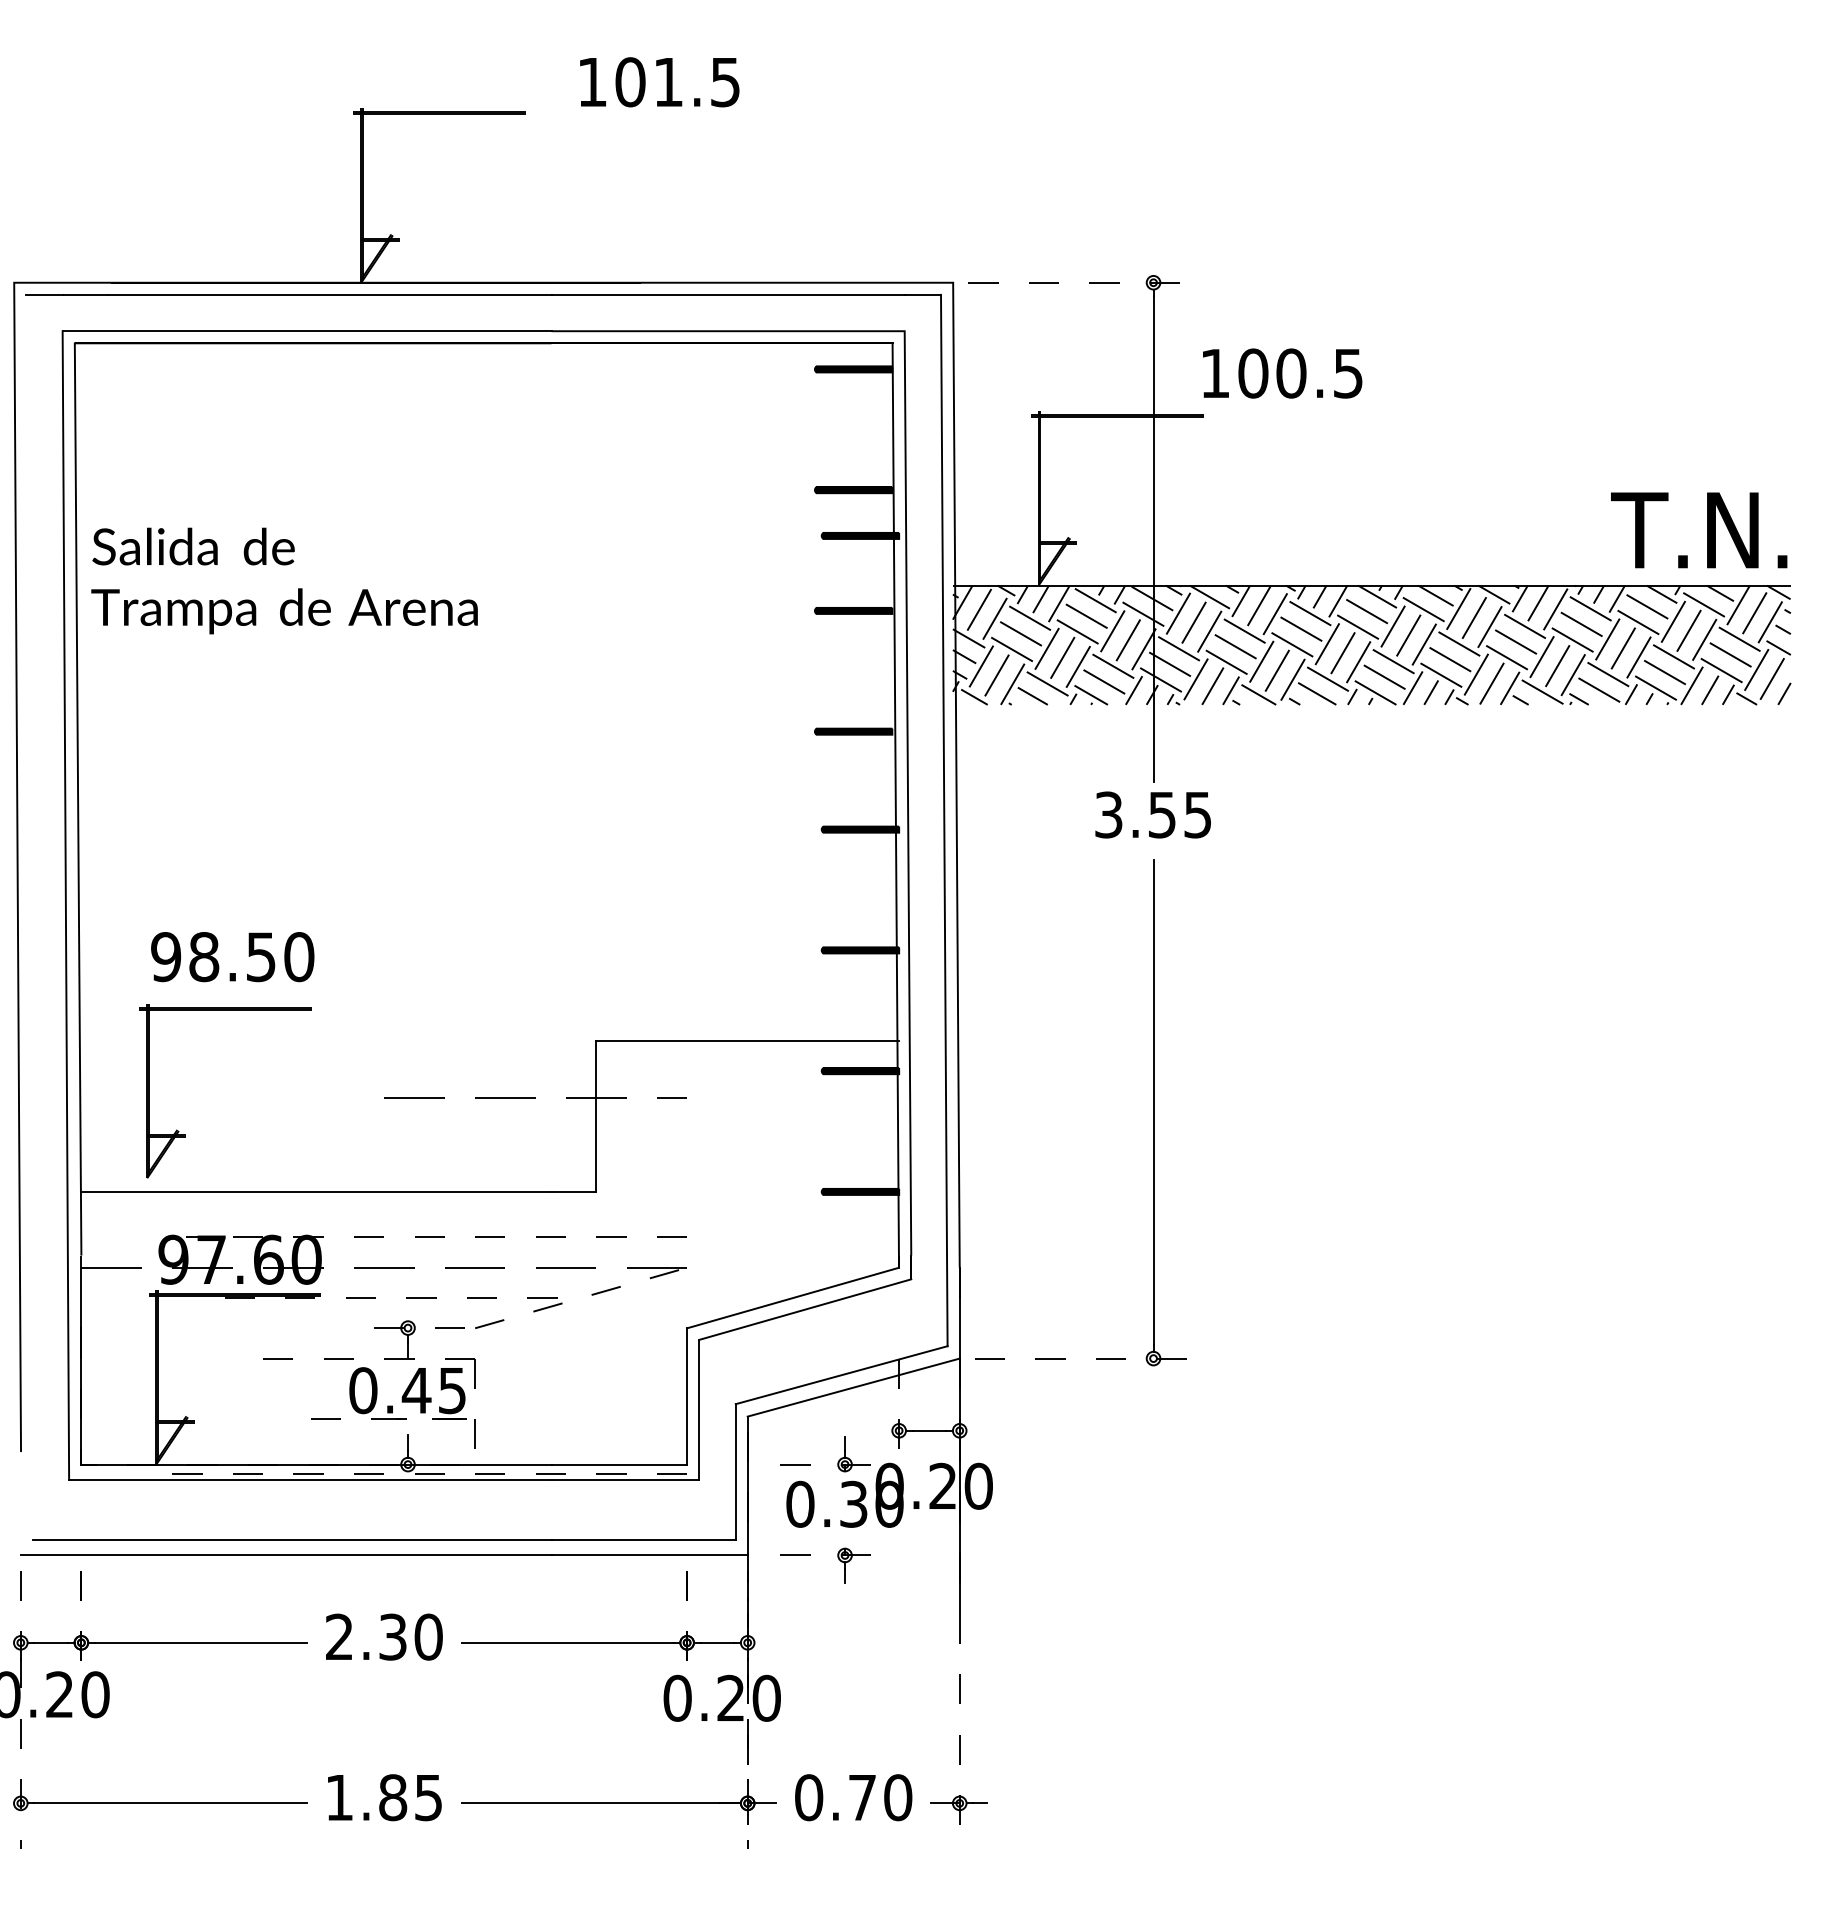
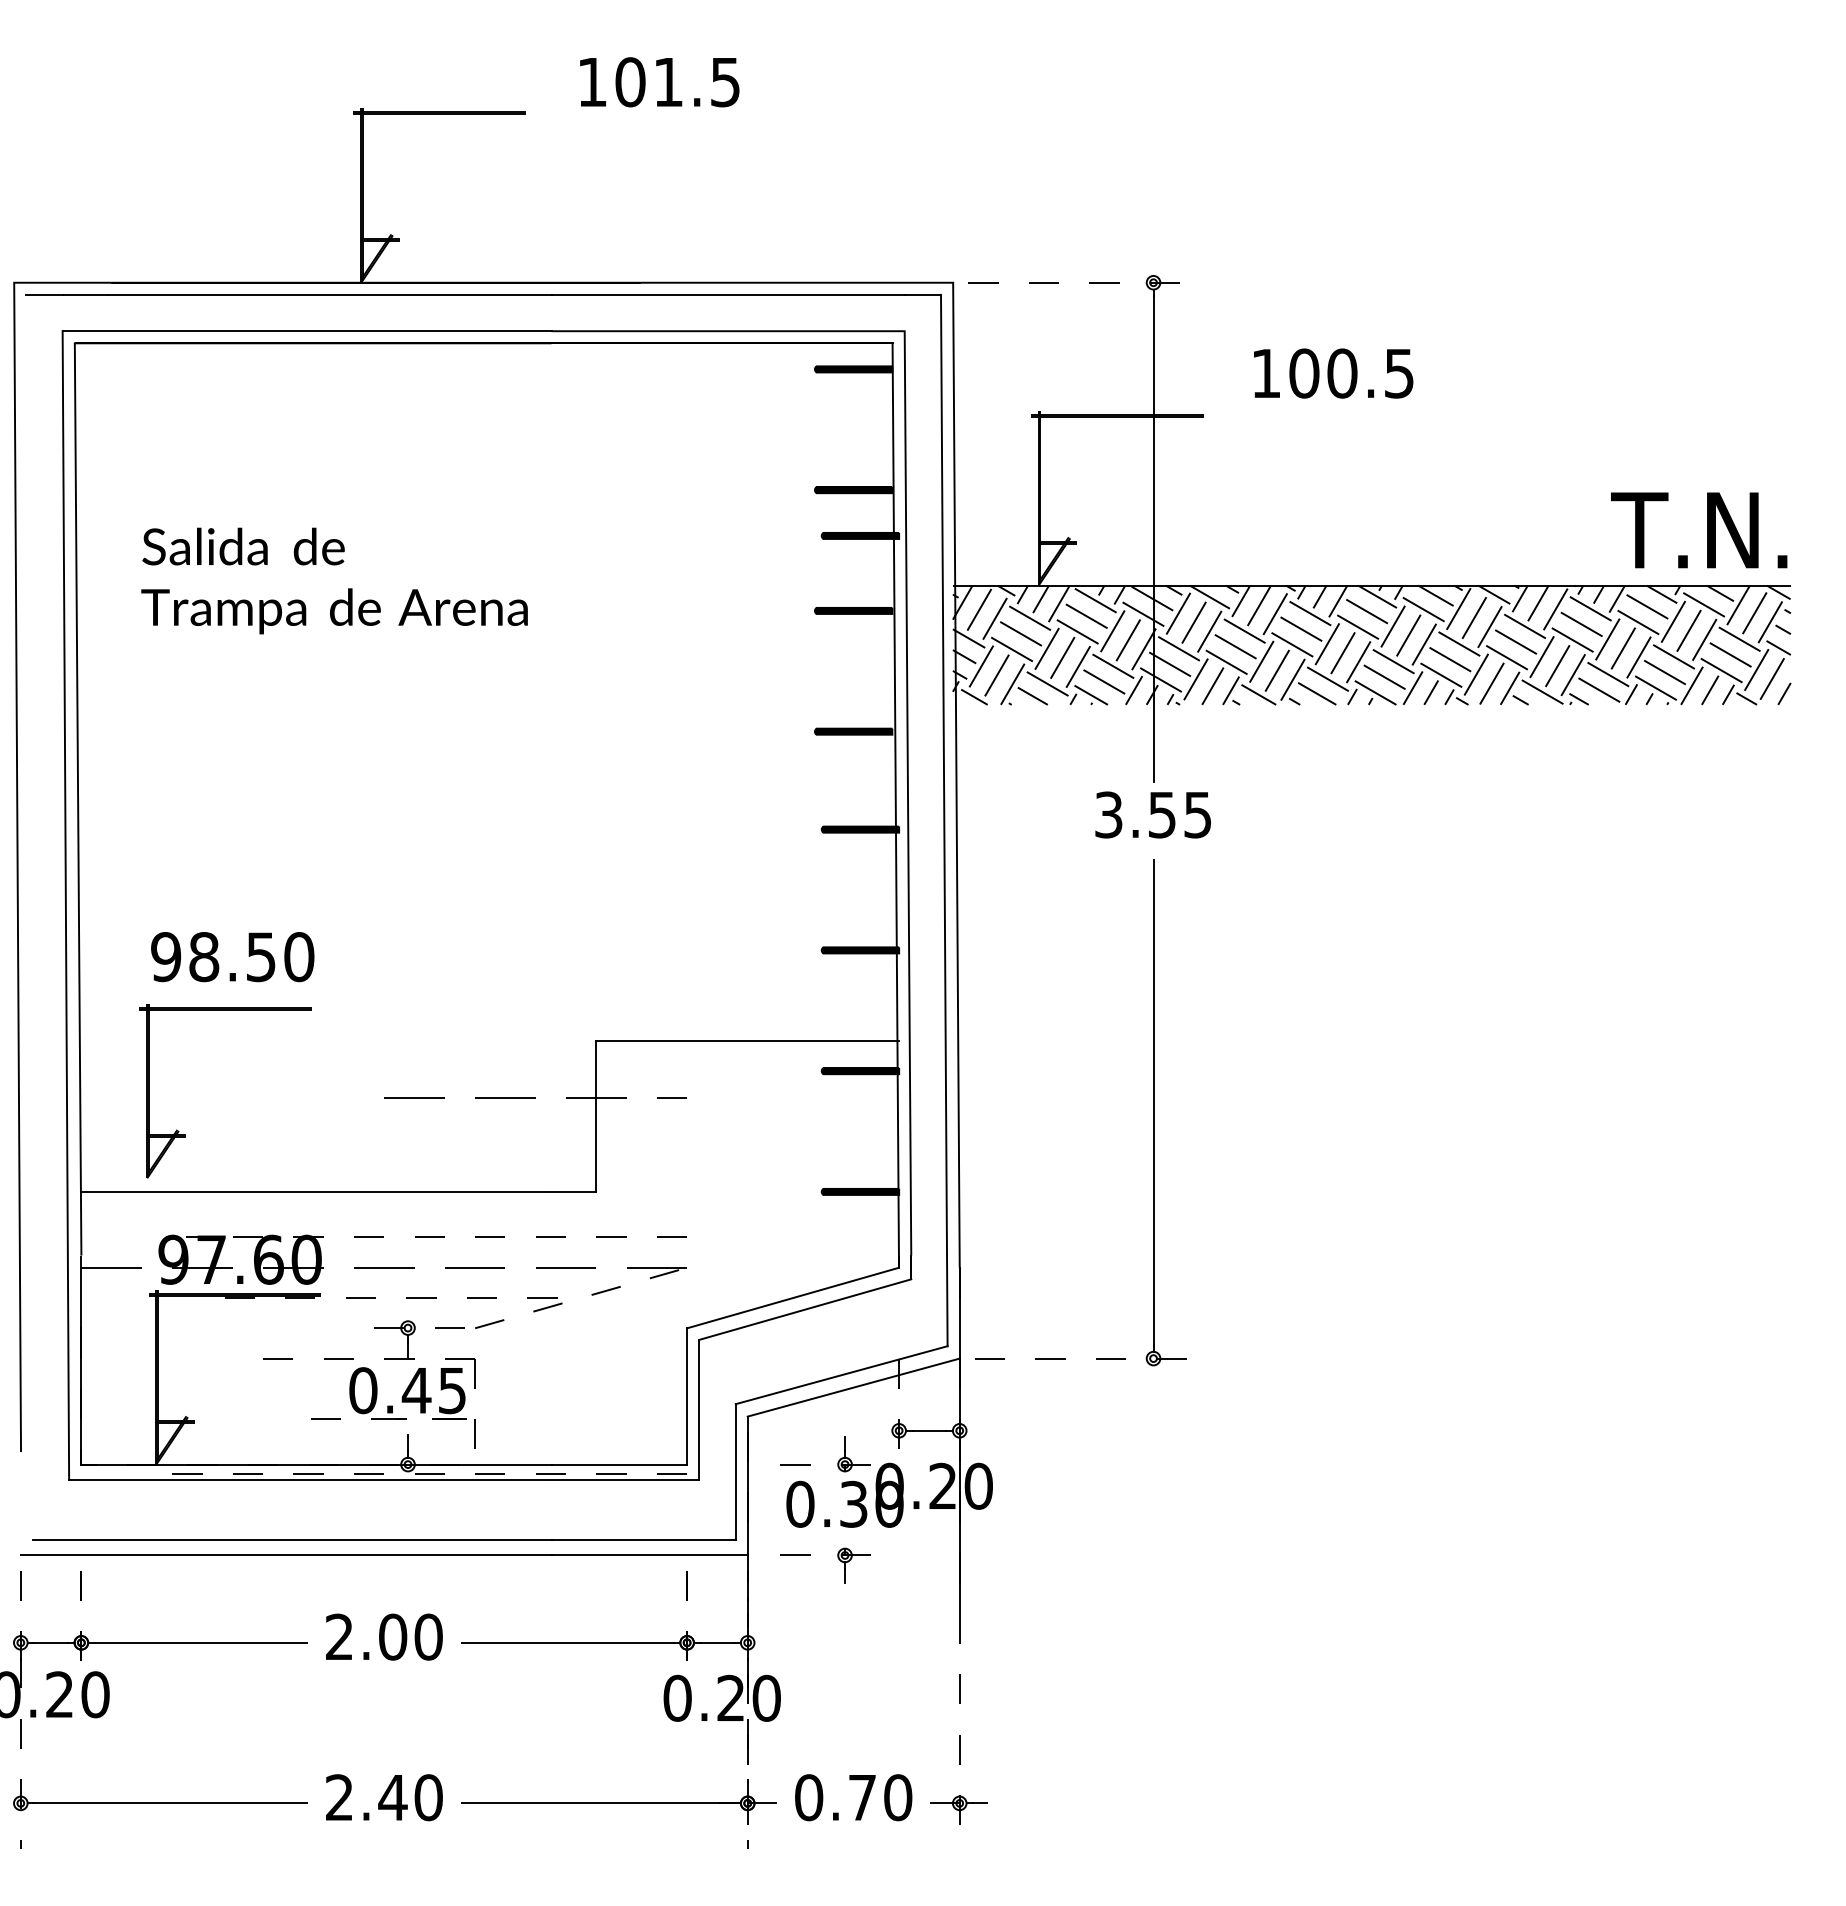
text position: (1282, 373) -> (1333, 373) (1333, 373)
text position: (284, 580) -> (334, 580) (334, 580)
text: 2.30 -> 2.00 (393, 1636)
text: 1.85 -> 2.40 (384, 1797)
